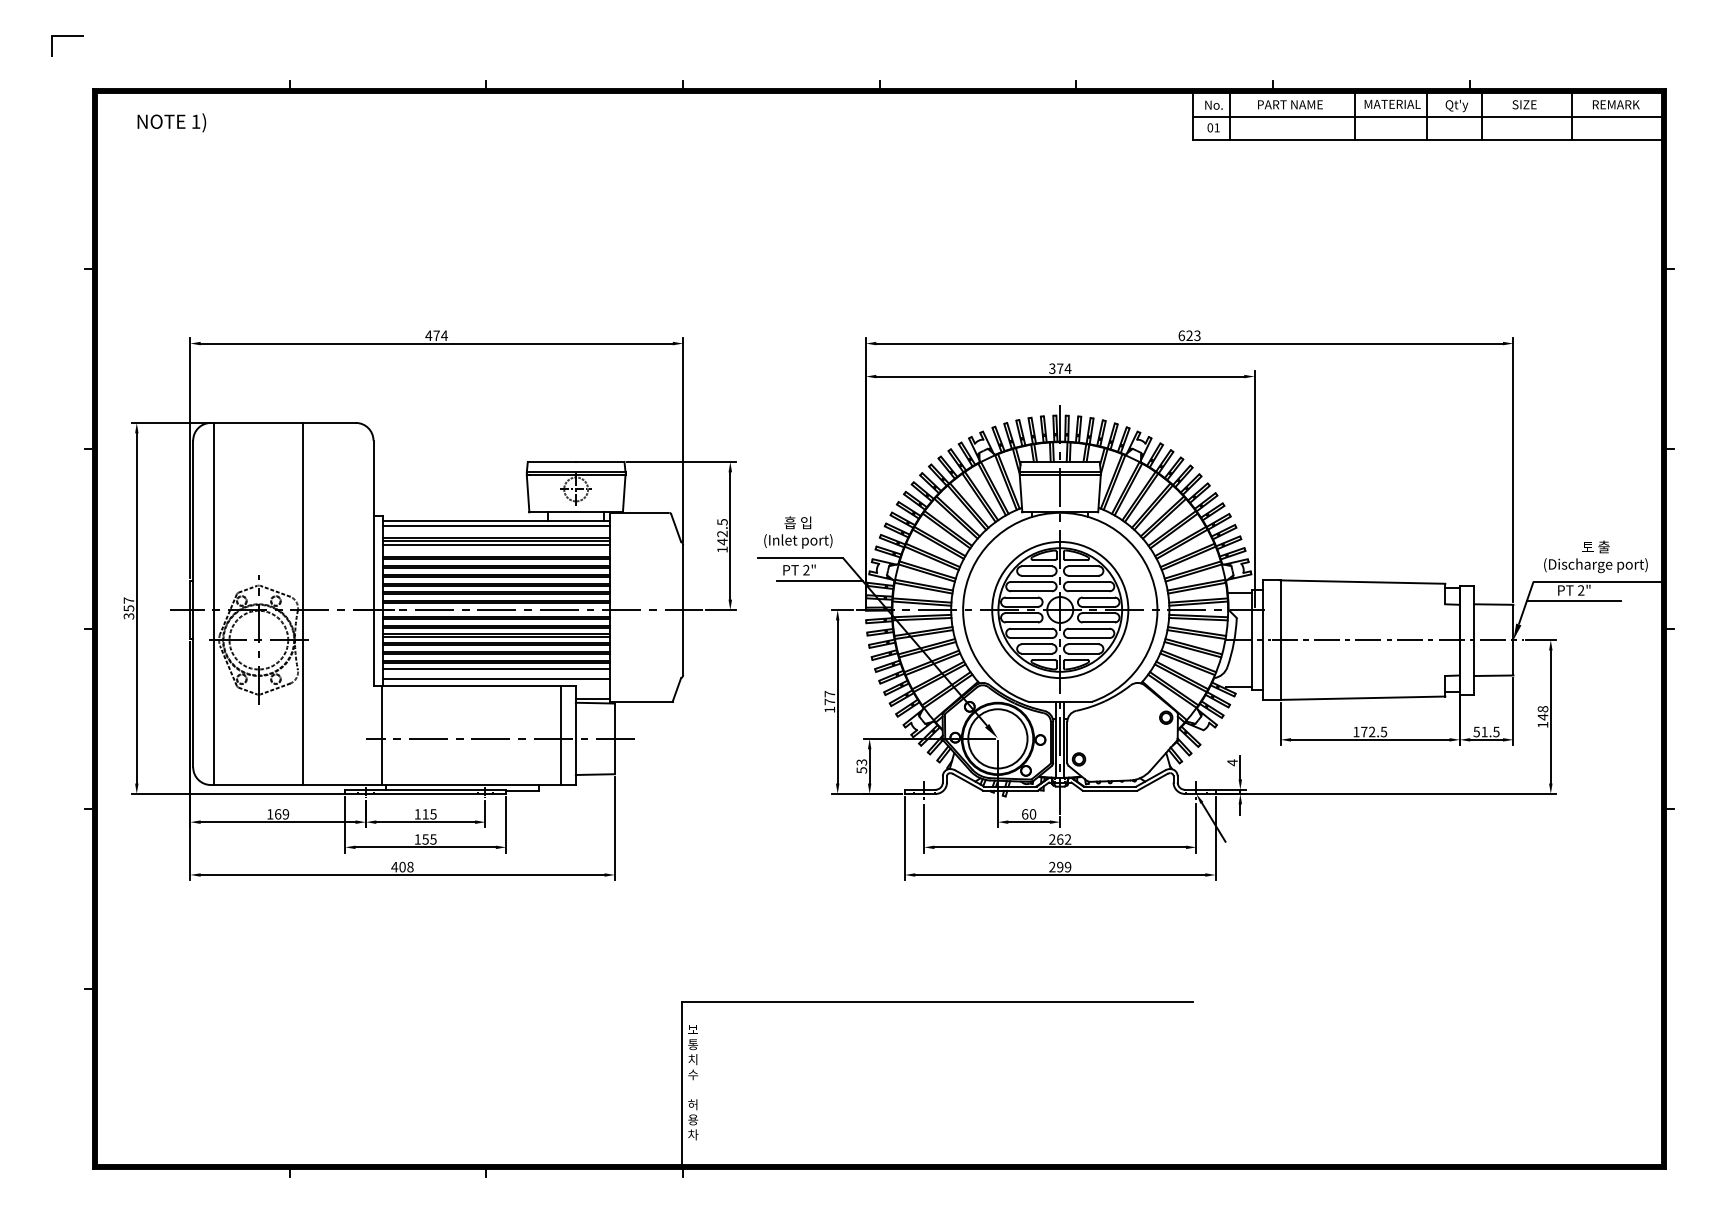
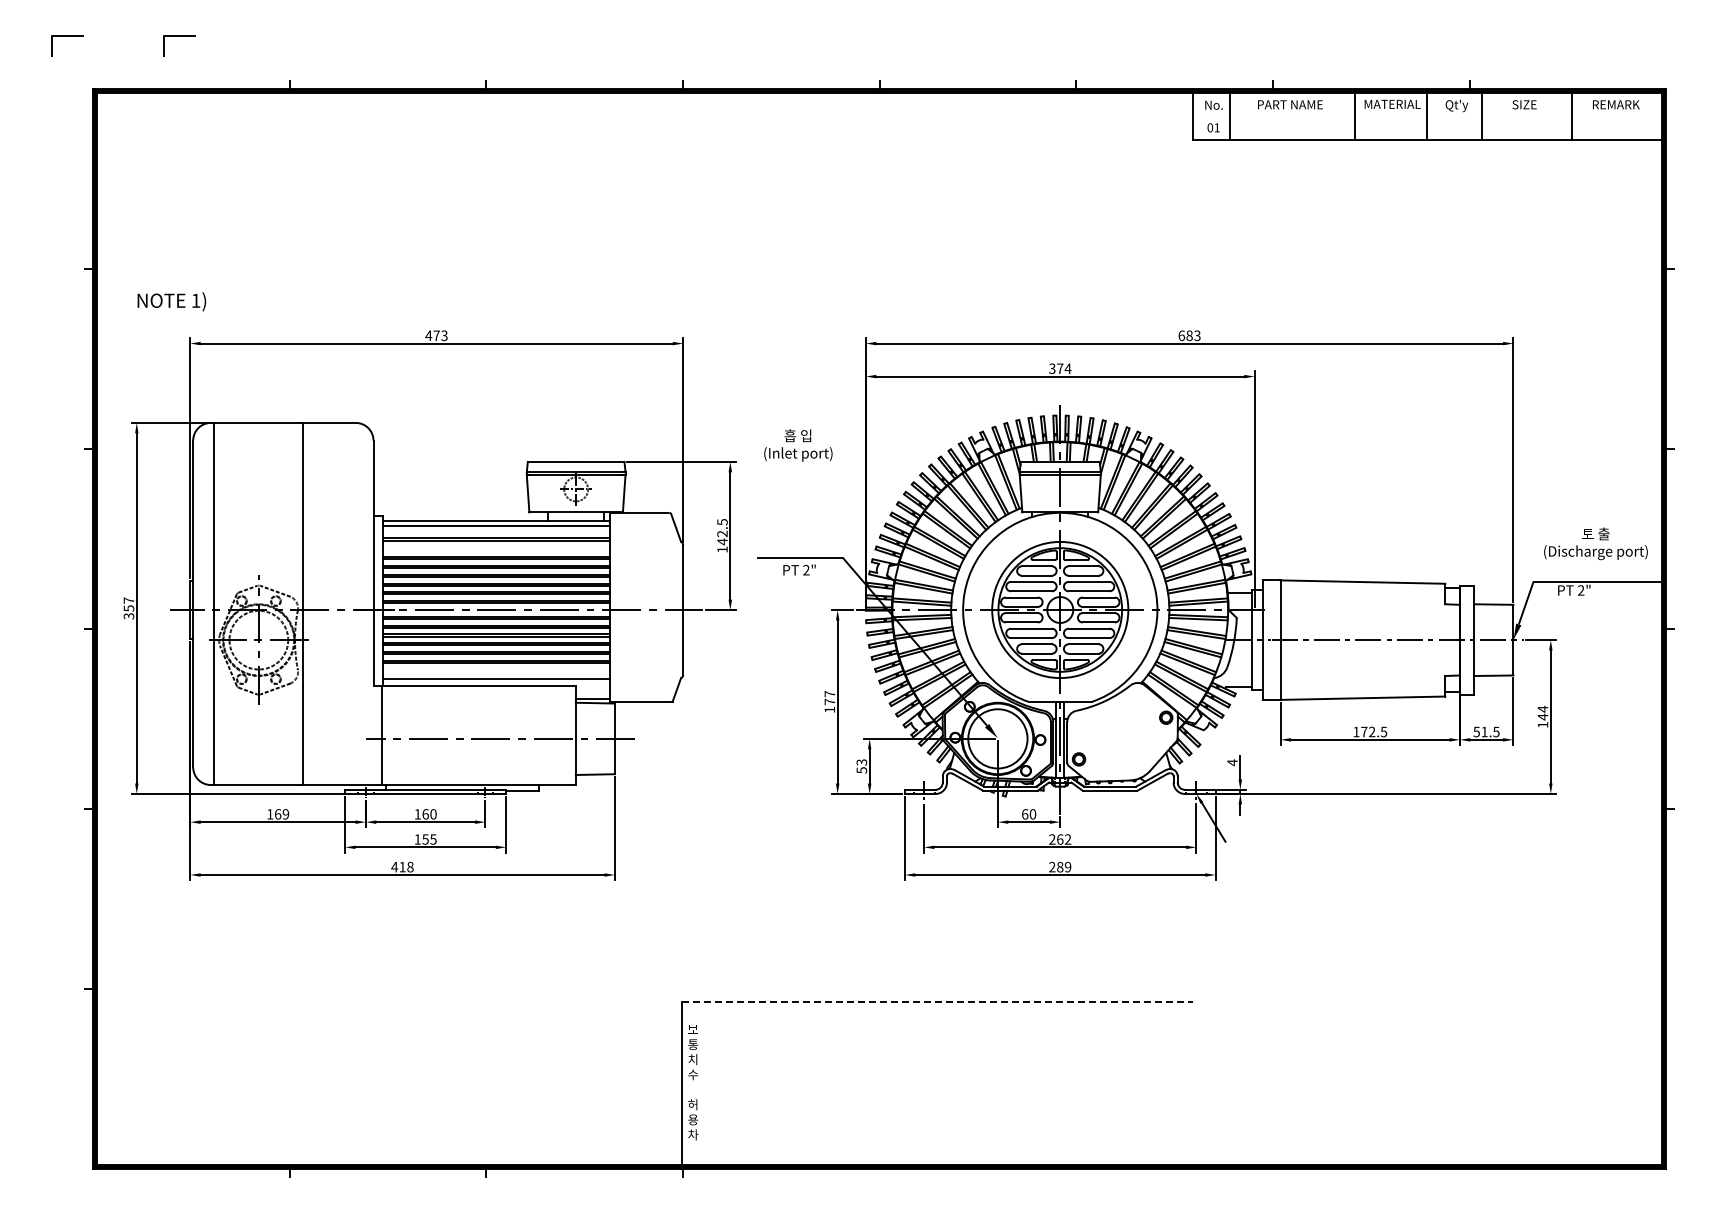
line: none -> present (179, 36)
line: present -> none (1427, 116)
text position: (171, 122) -> (171, 301) (171, 301)
text: 474 -> 473 (444, 335)
text: 623 -> 683 (1189, 335)
text position: (798, 532) -> (798, 445) (798, 445)
line: present -> none (496, 544)
text position: (1595, 556) -> (1595, 543) (1595, 543)
line: present -> none (819, 581)
line: present -> none (1573, 601)
line: present -> none (496, 669)
text: 148 -> 144 (1542, 708)
line: present -> none (561, 735)
text: 115 -> 160 (429, 814)
text: 408 -> 418 (402, 866)
text: 299 -> 289 (1060, 867)
line: solid -> dashed (937, 1002)
